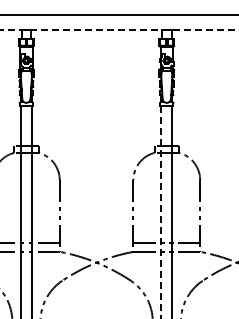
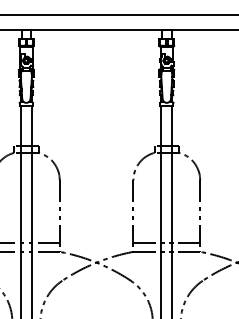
line: dashed -> solid (119, 29)
line: dashed -> solid (161, 212)
